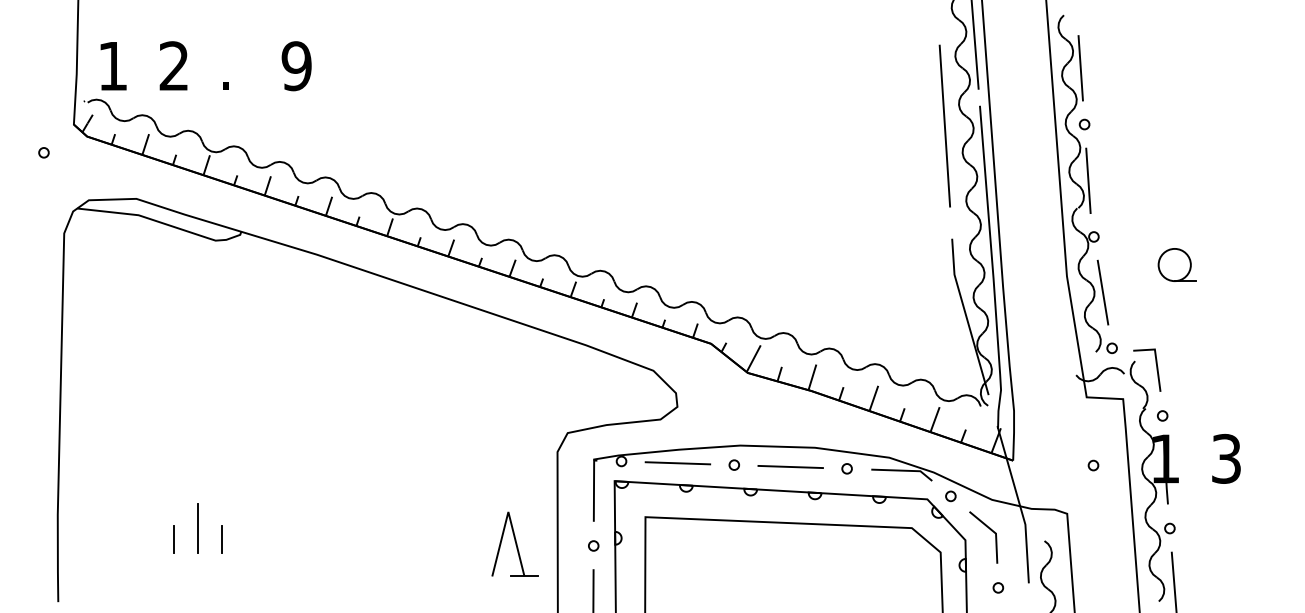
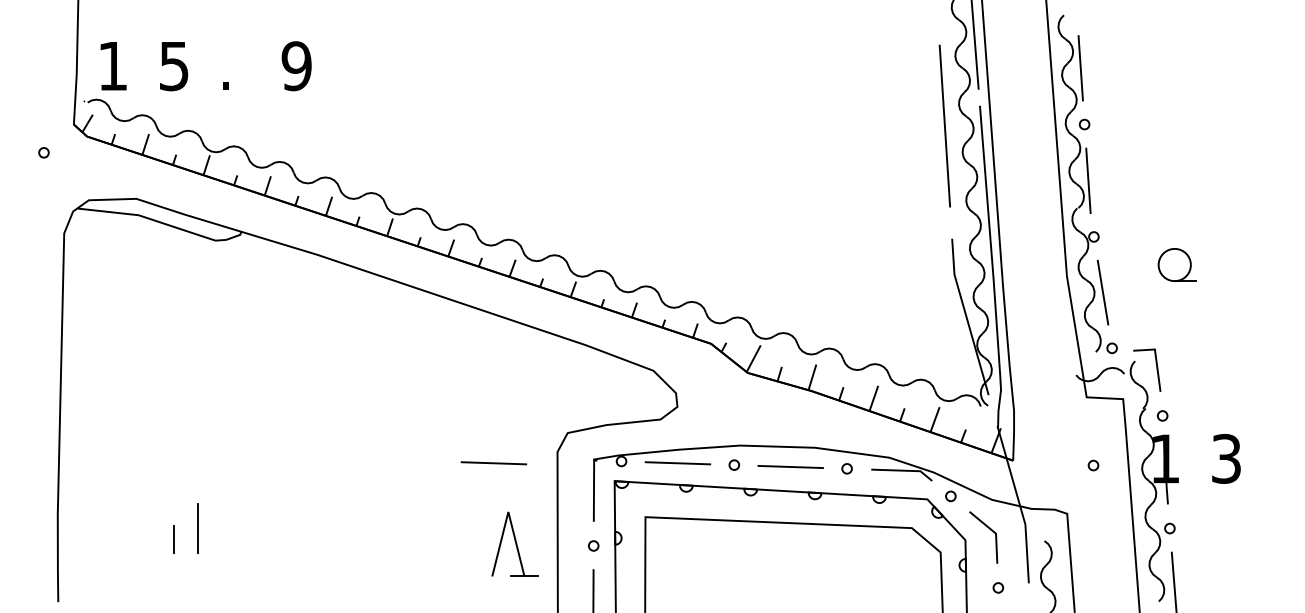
text: 2 -> 5 (173, 66)
line: none -> present (493, 463)
line: present -> none (222, 538)
